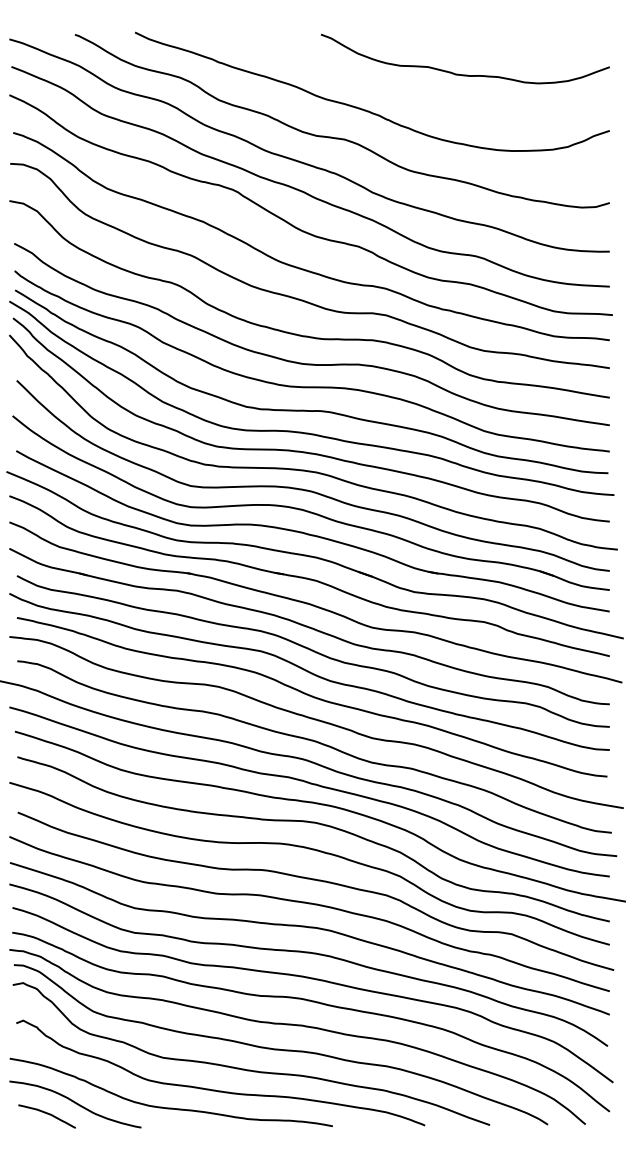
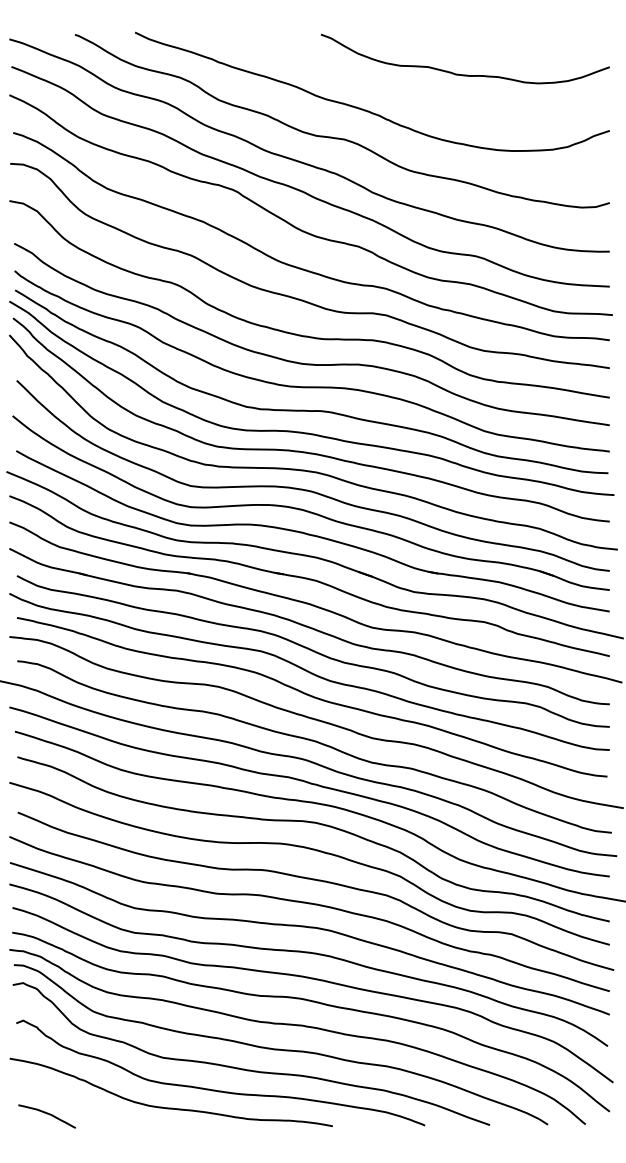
curve: present -> none (75, 1103)
